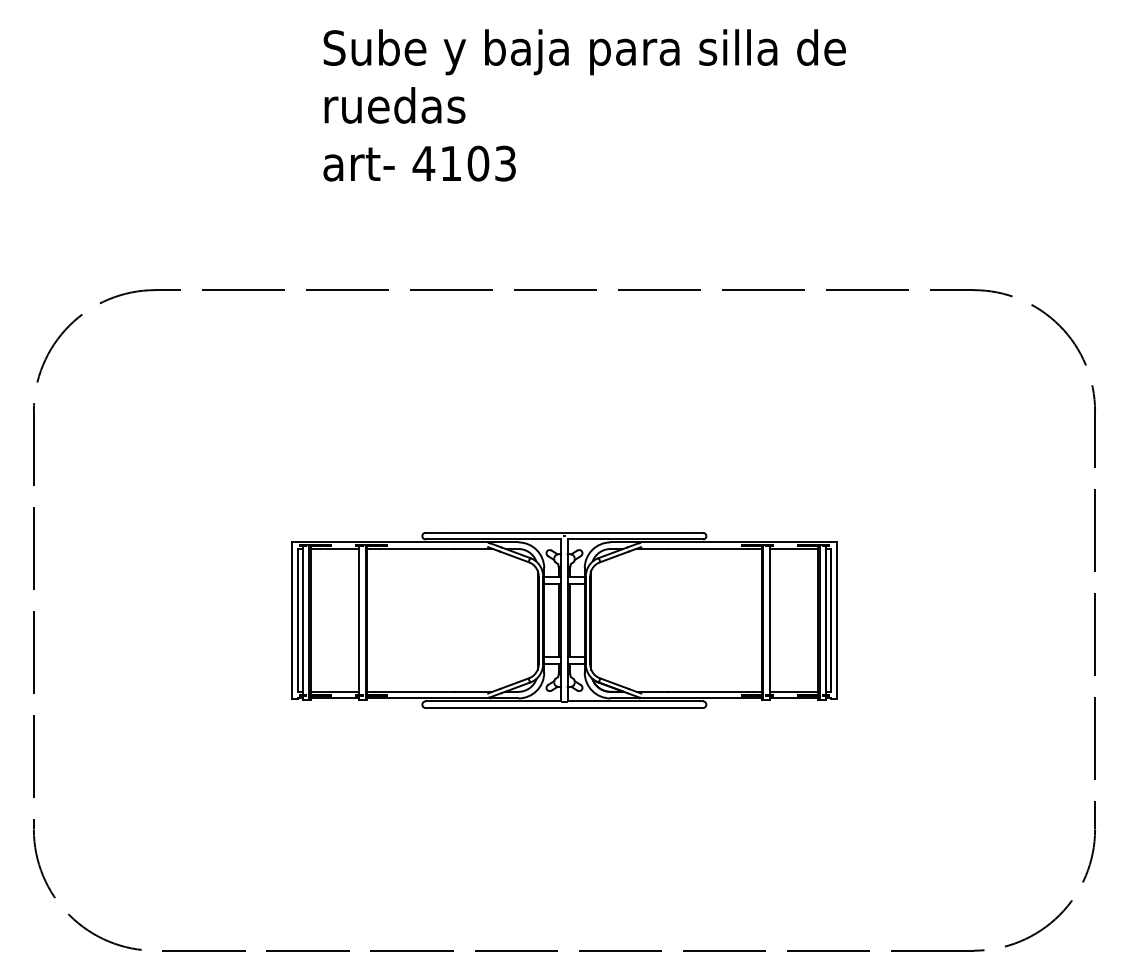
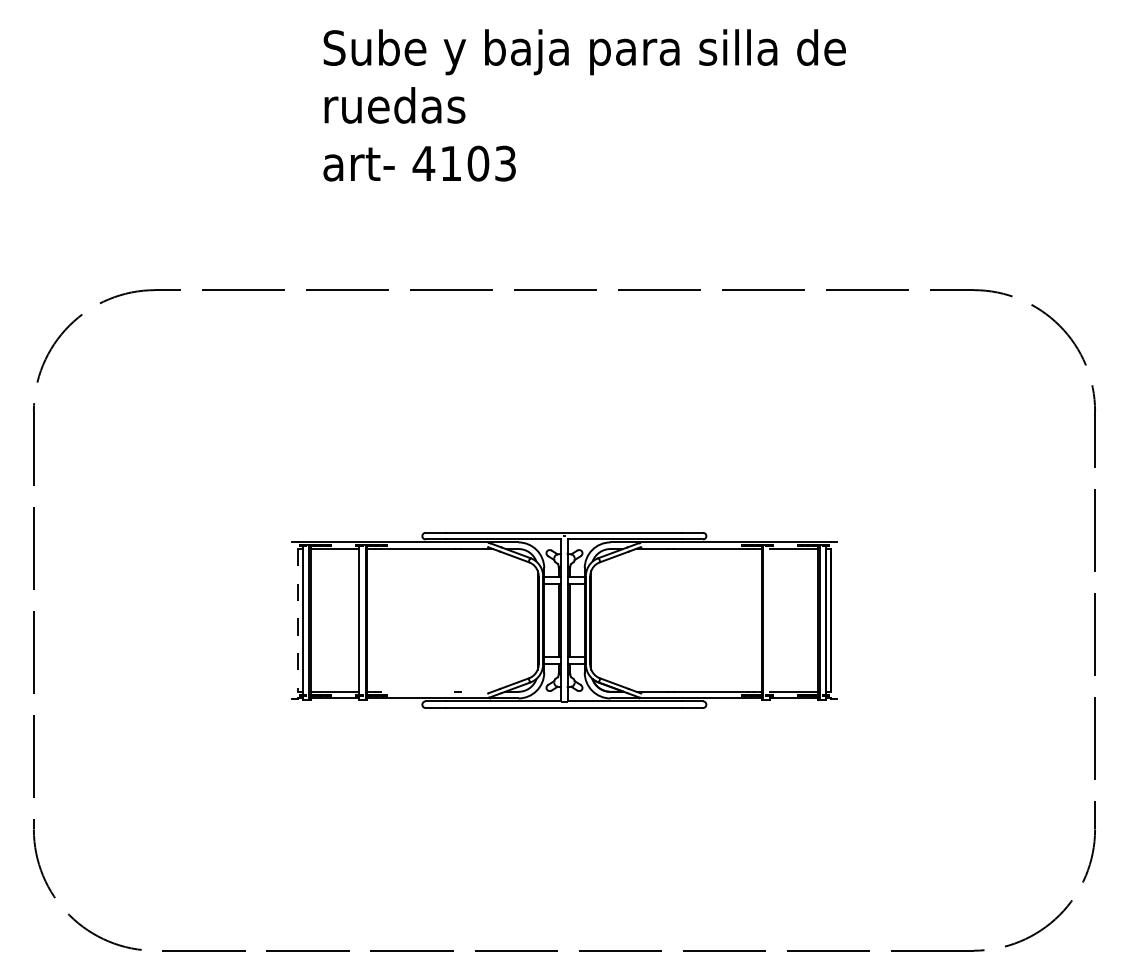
line: present -> none (769, 619)
line: present -> none (291, 620)
line: solid -> dashed (298, 620)
line: present -> none (837, 620)
line: present -> none (417, 691)
line: present -> none (476, 691)
